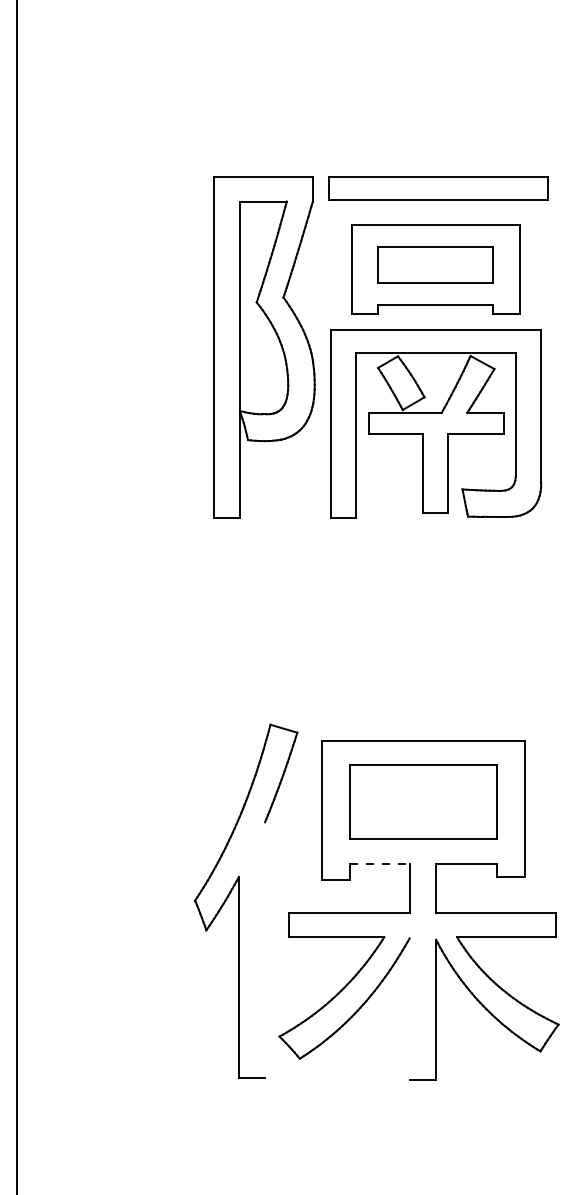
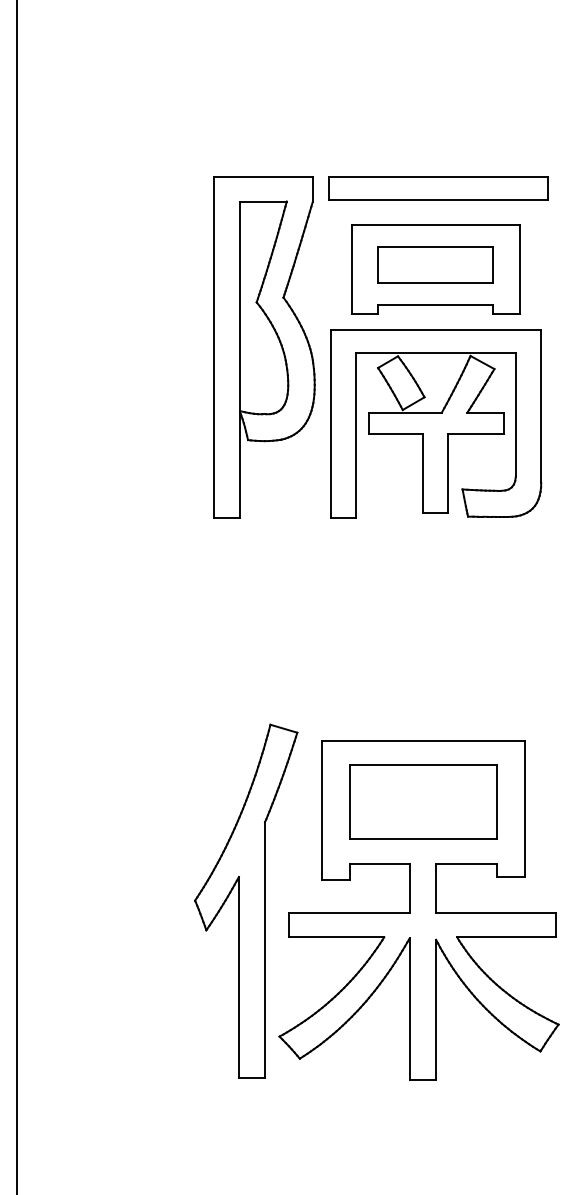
line: dashed -> solid (379, 863)
line: none -> present (264, 950)
line: none -> present (409, 1009)
